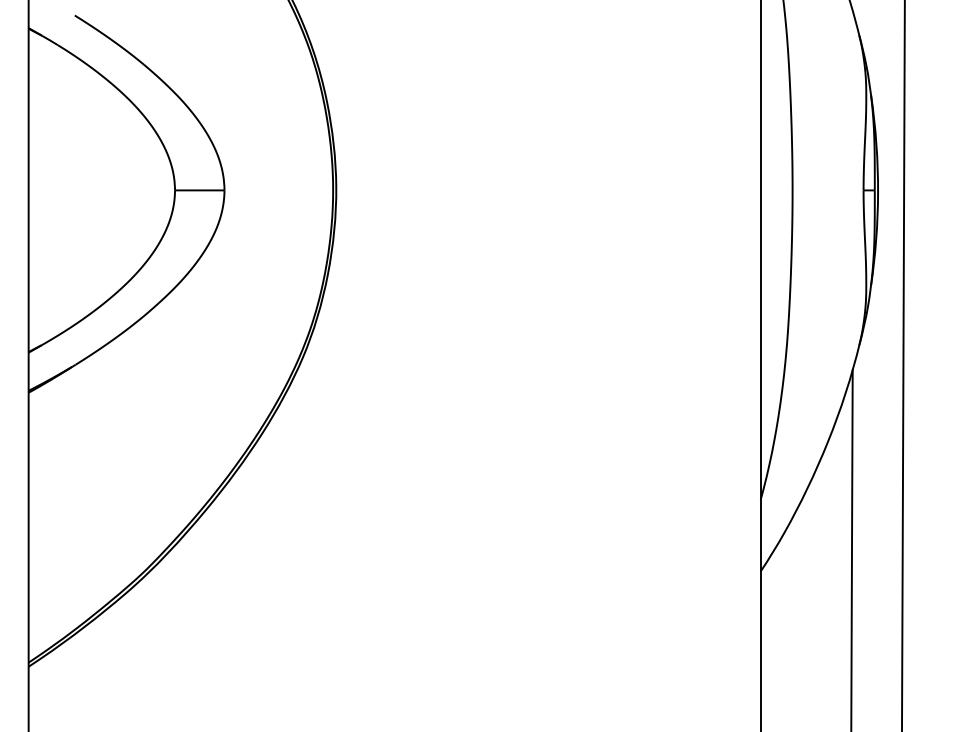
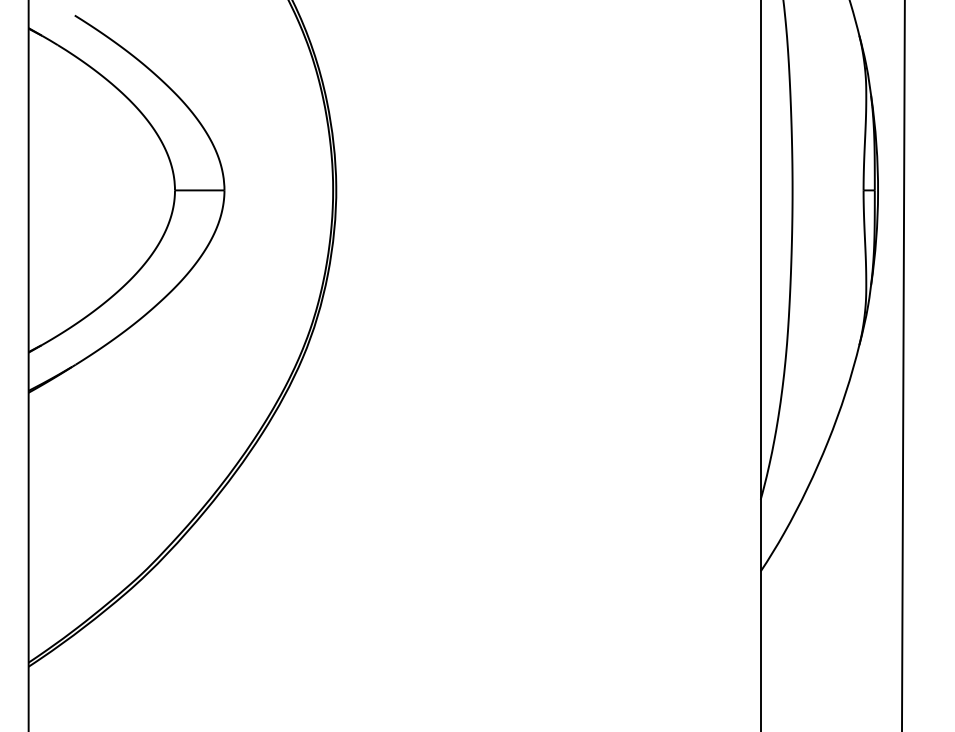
line: present -> none (851, 549)
